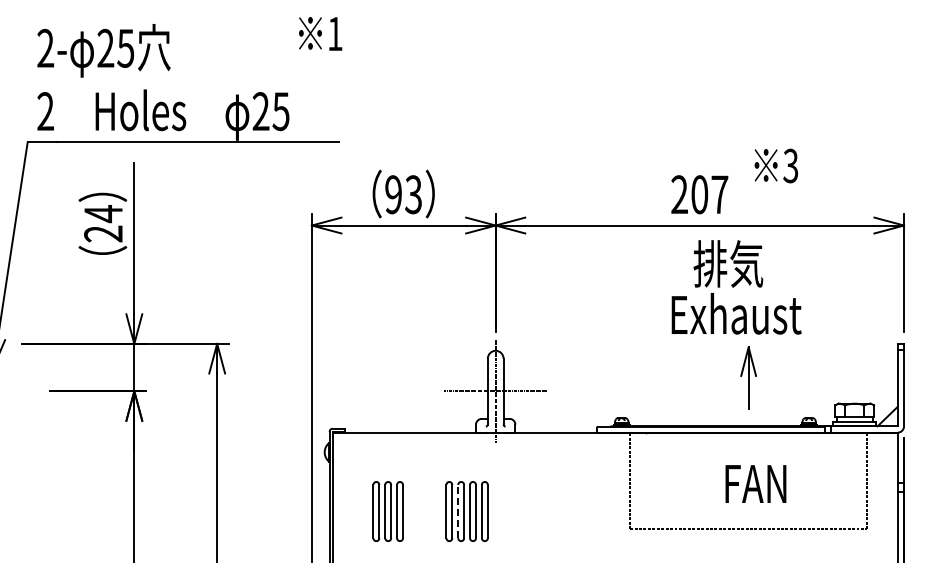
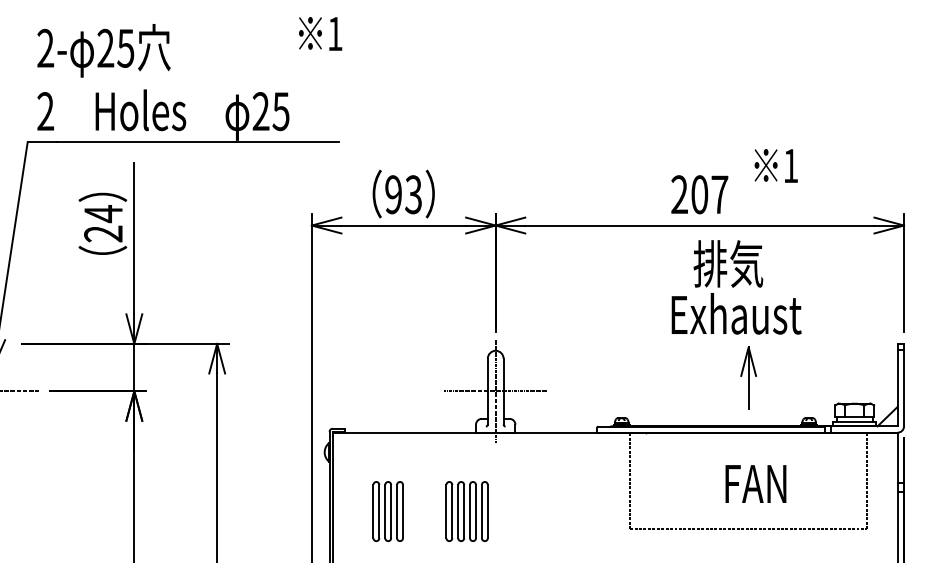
text: 3 -> 1 (790, 165)
line: none -> present (20, 391)
line: dashed -> solid (458, 511)
